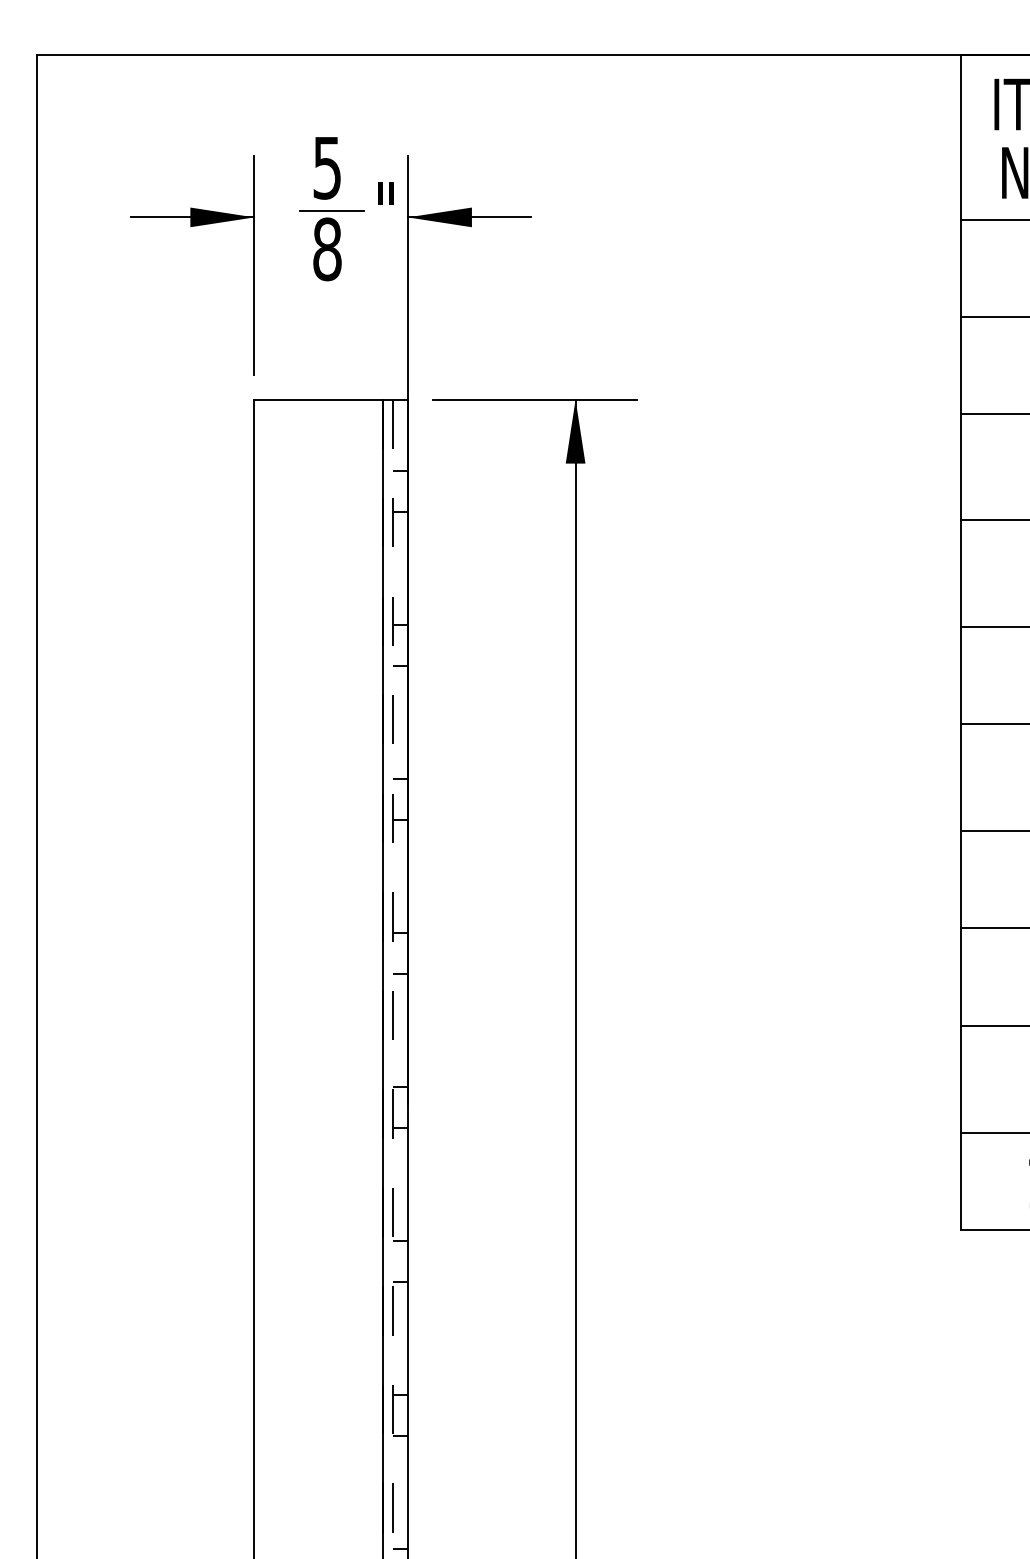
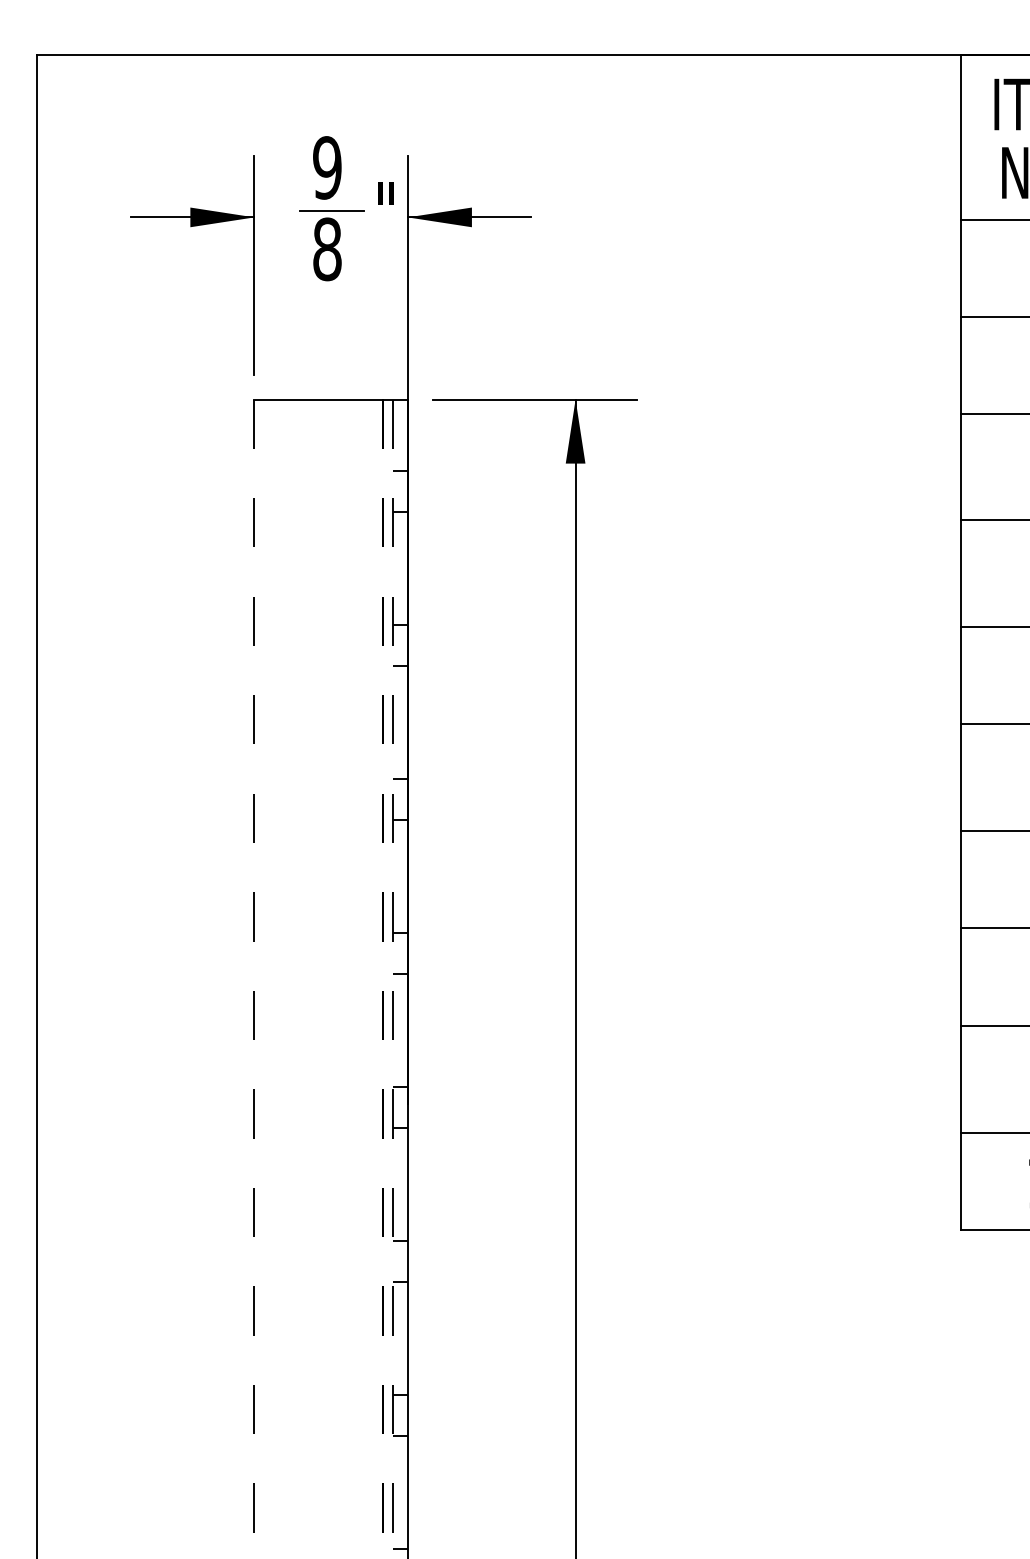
text: 5 -> 9 (327, 167)
line: solid -> dashed (254, 979)
line: solid -> dashed (383, 979)
